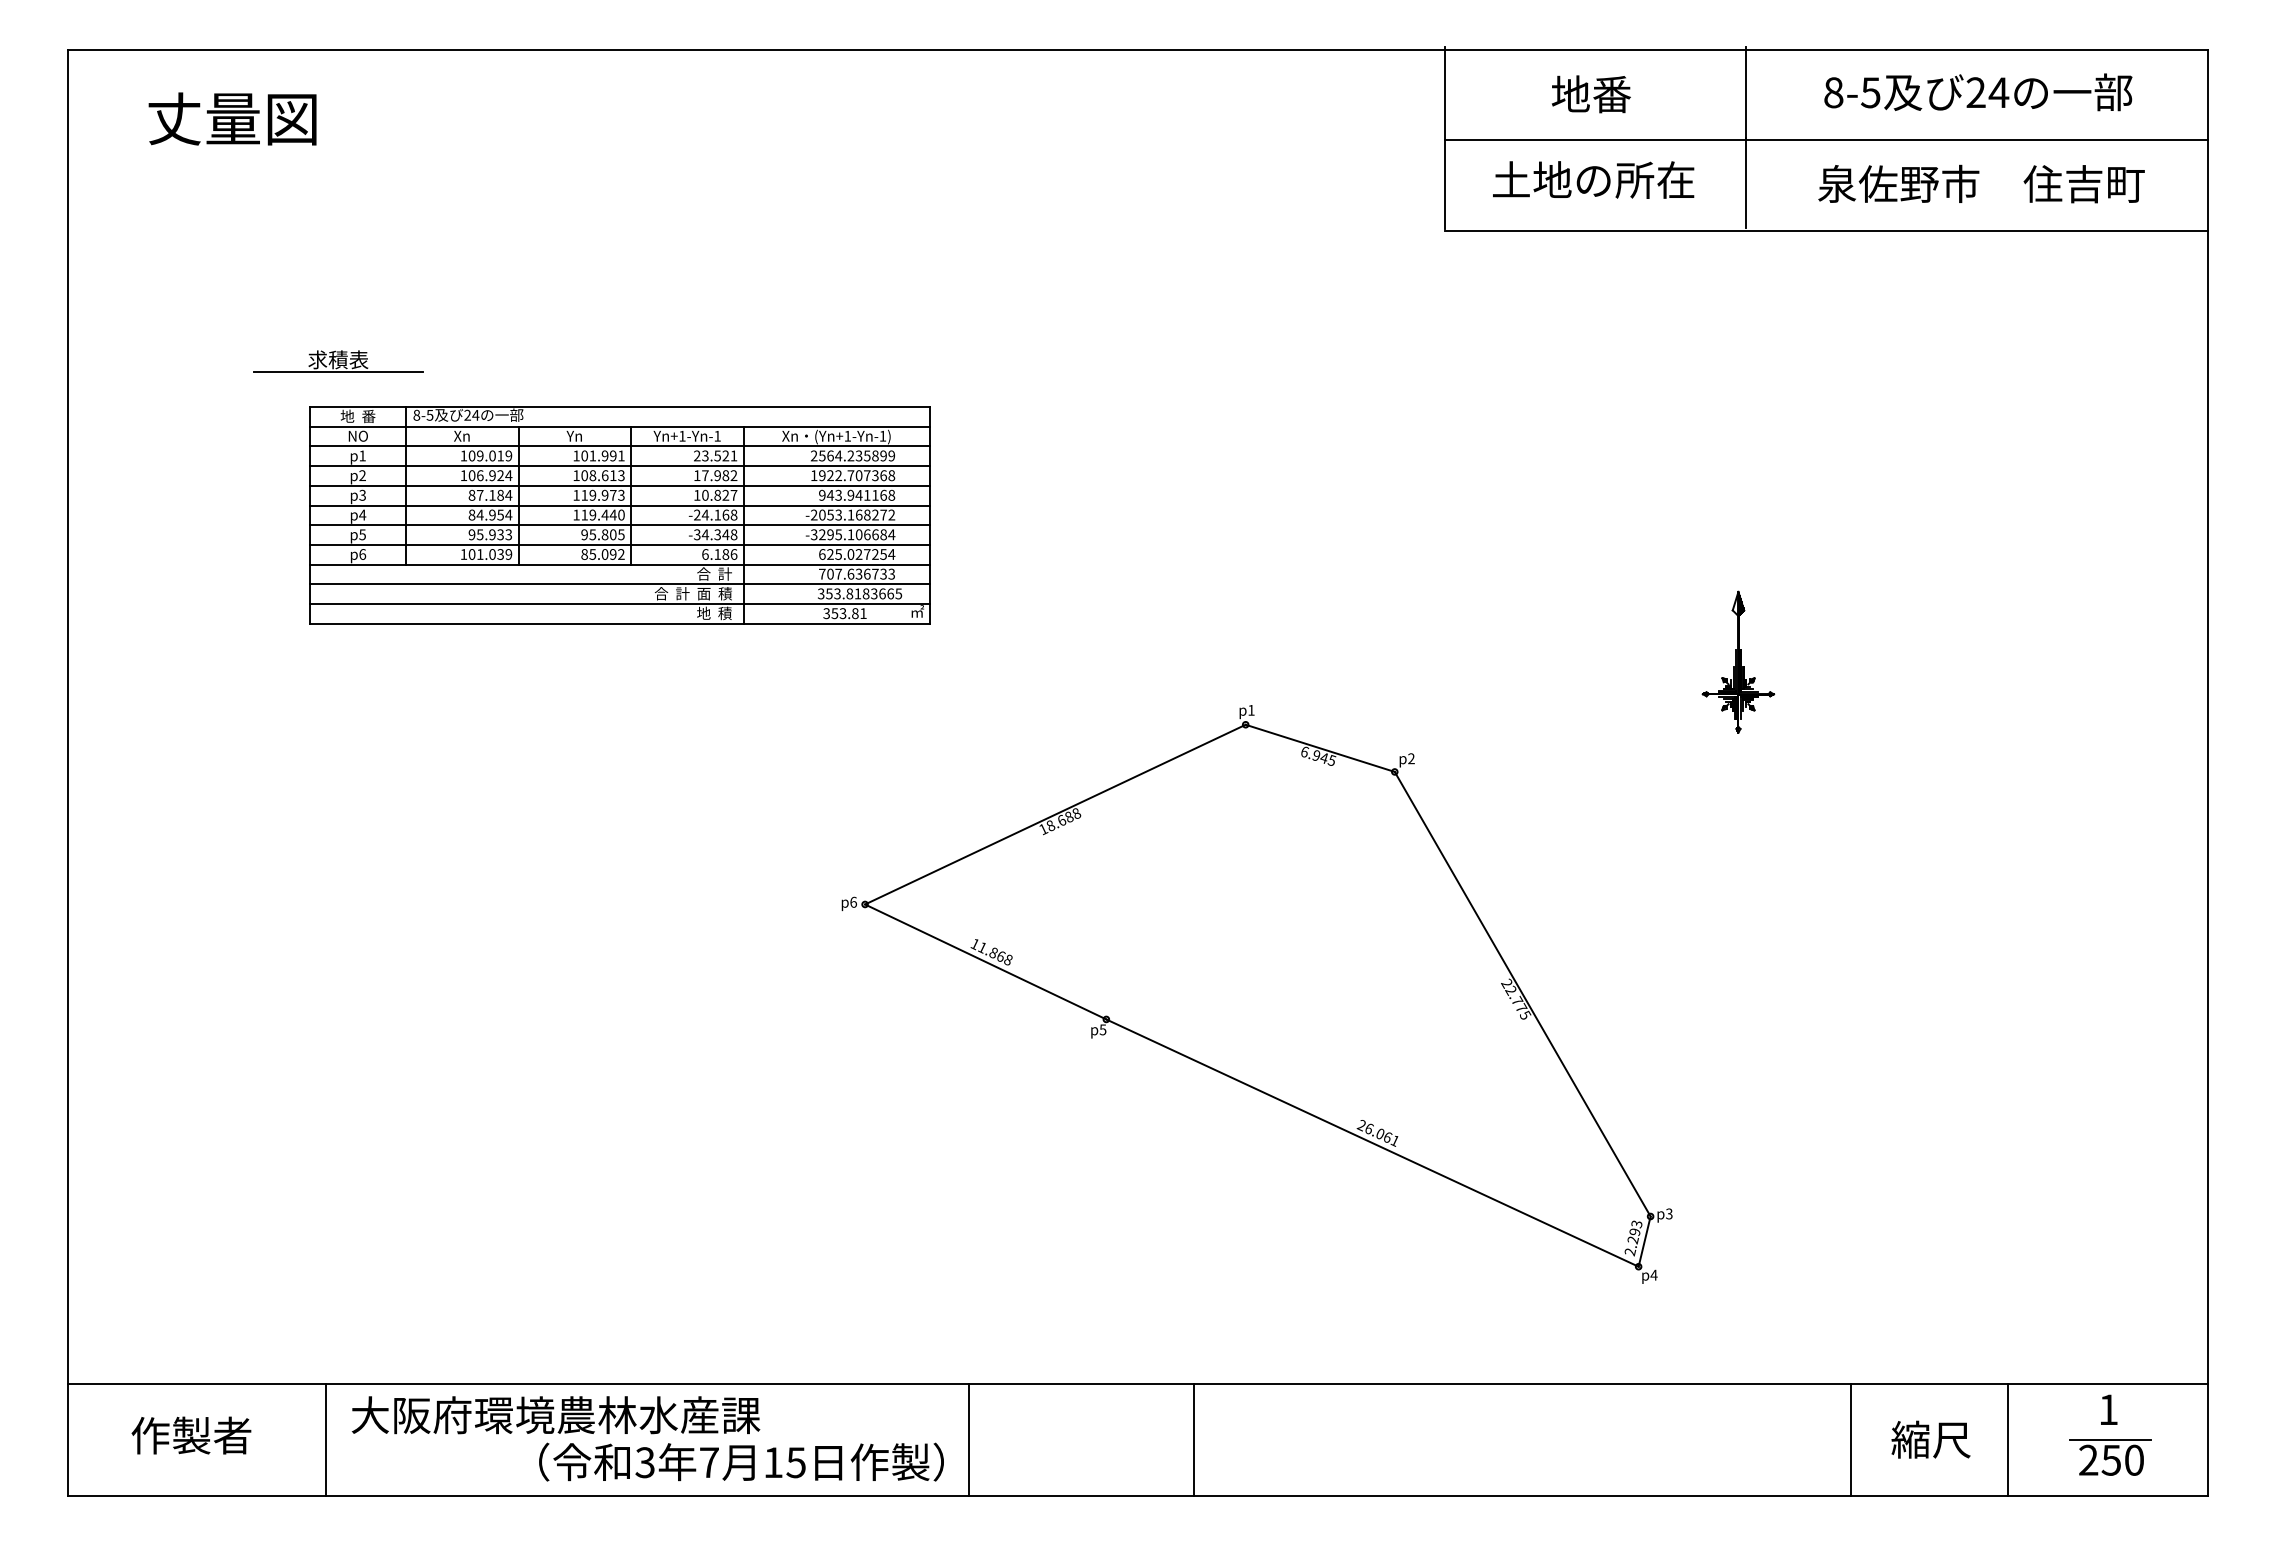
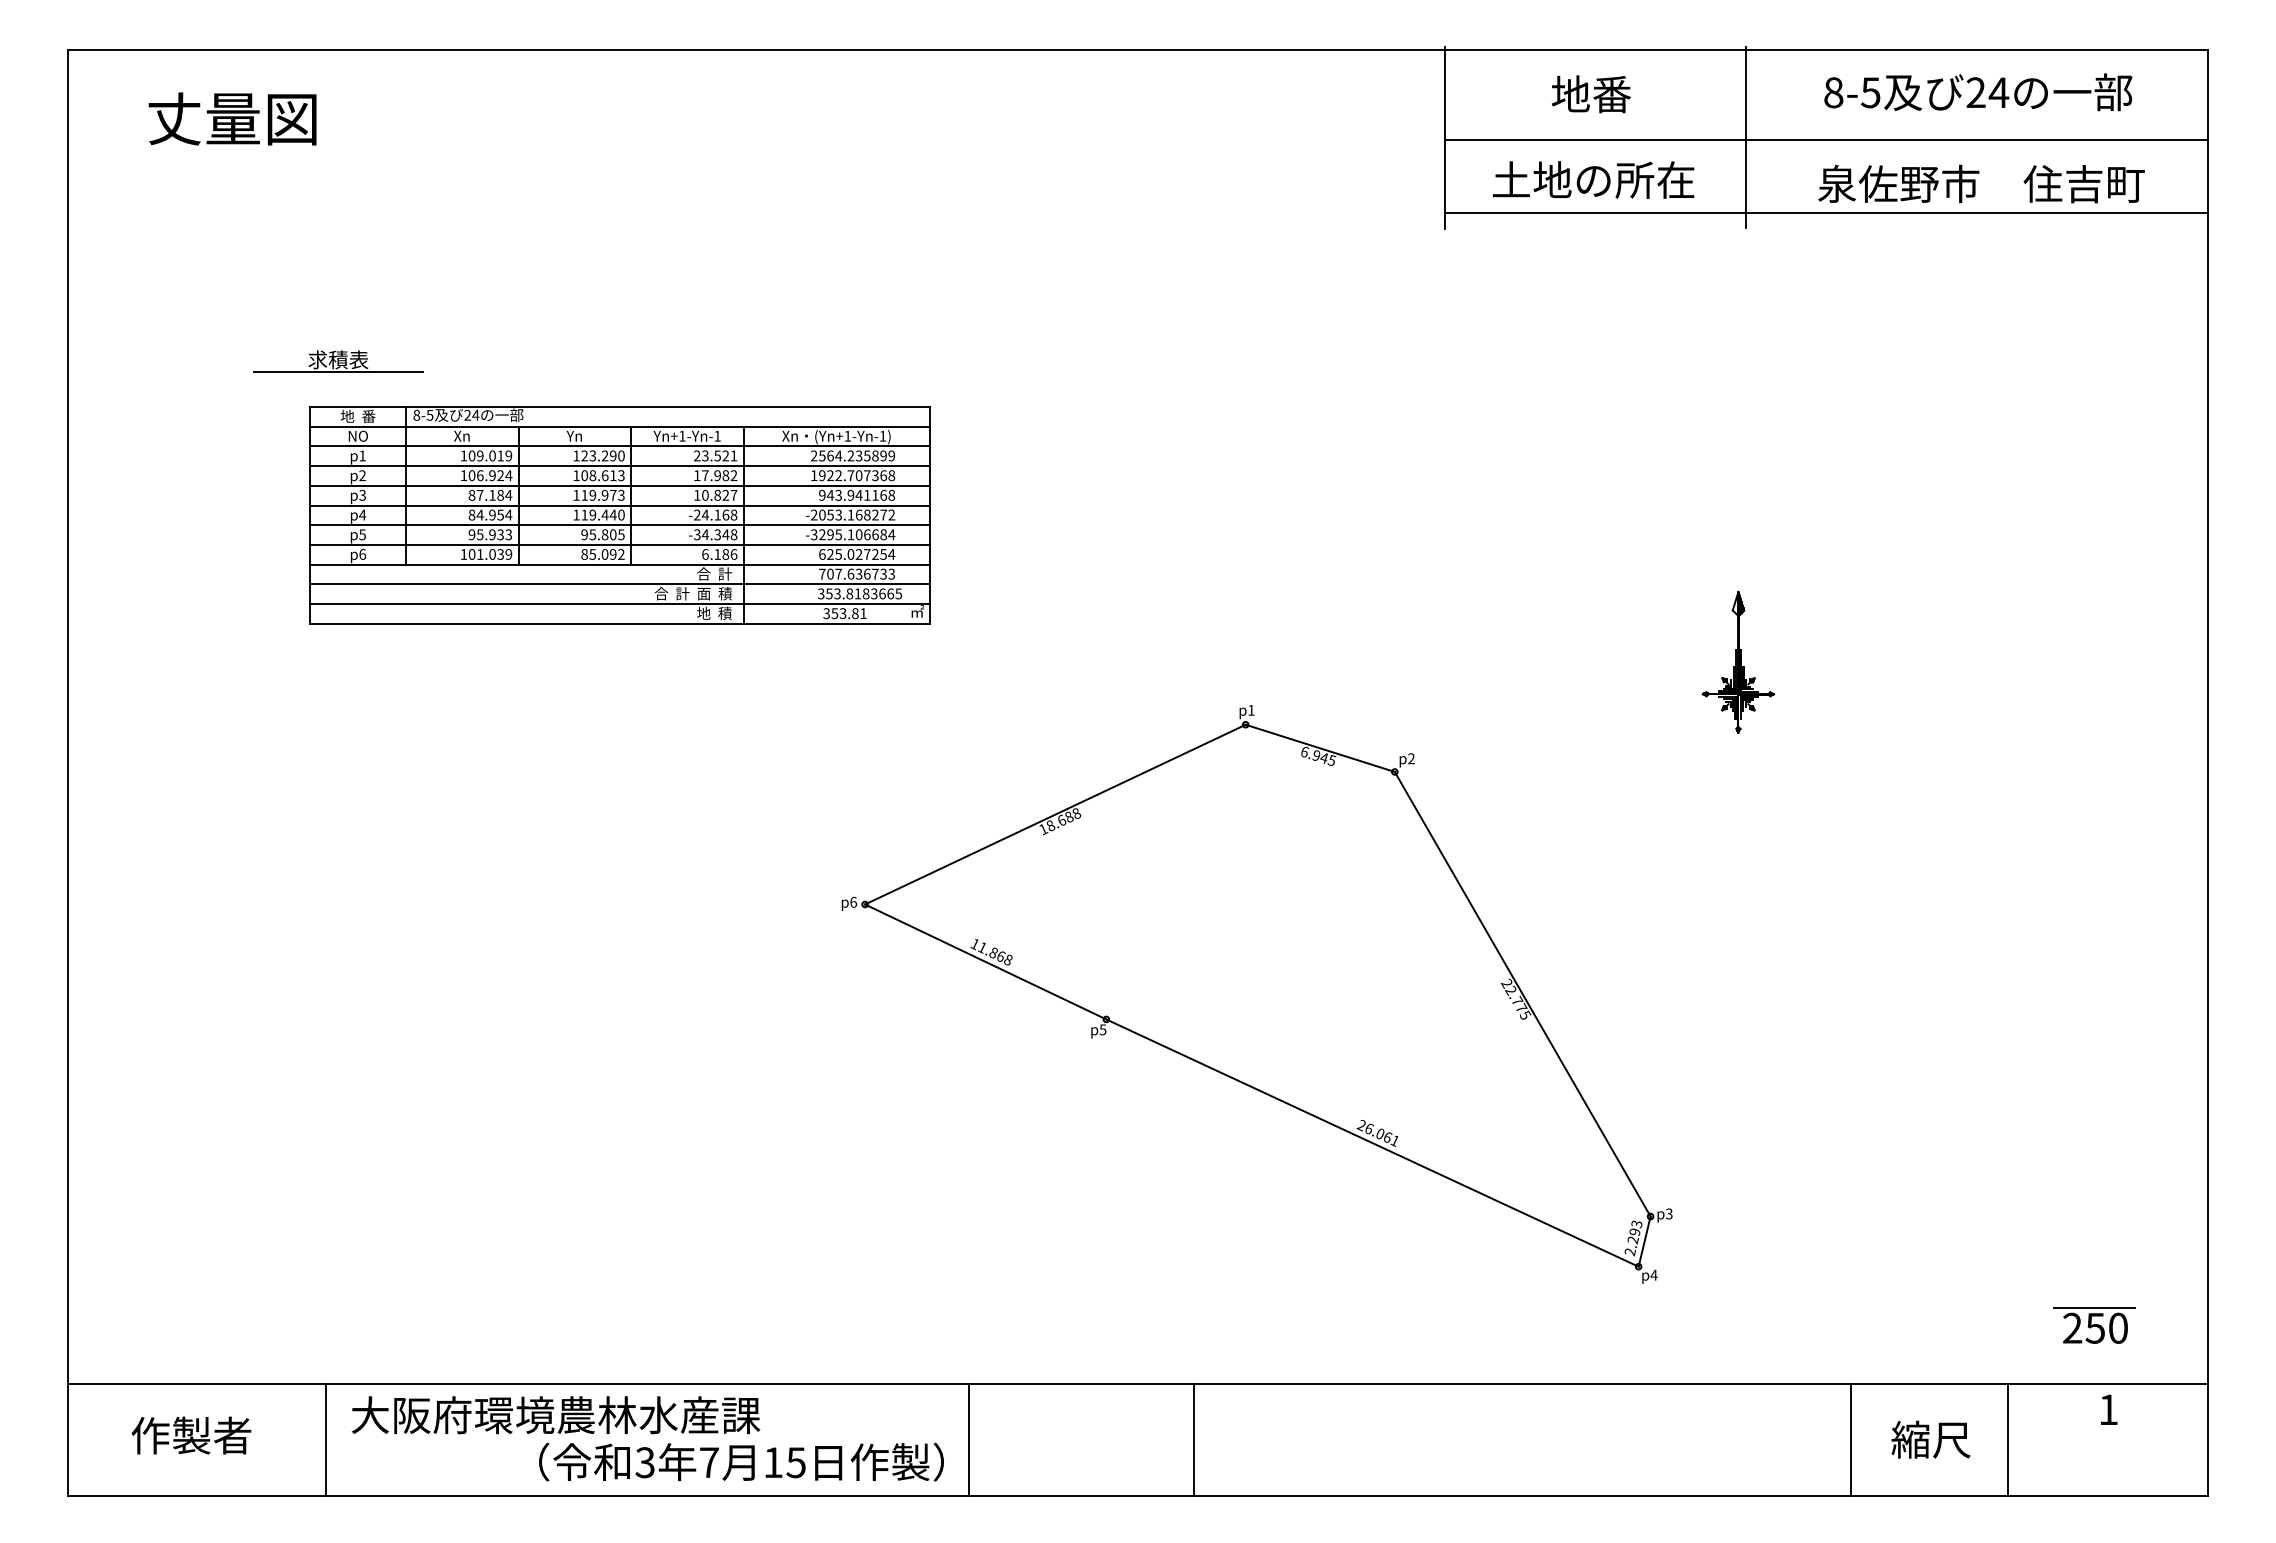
line position: (1826, 231) -> (1826, 213) (1826, 213)
text: 101.991 -> 123.290 (602, 455)
part position: (2110, 1457) -> (2094, 1325) (2094, 1325)
